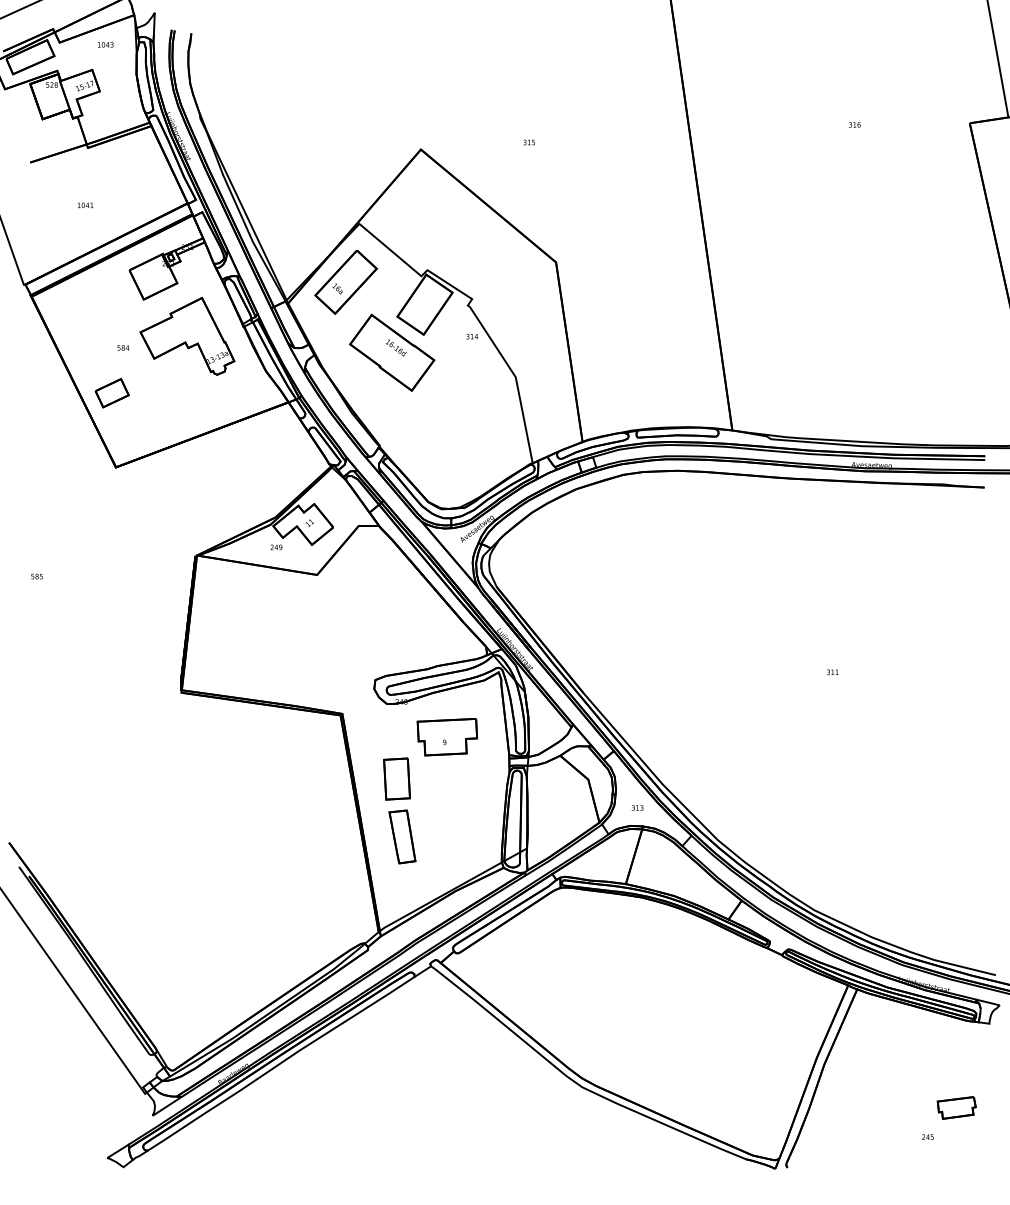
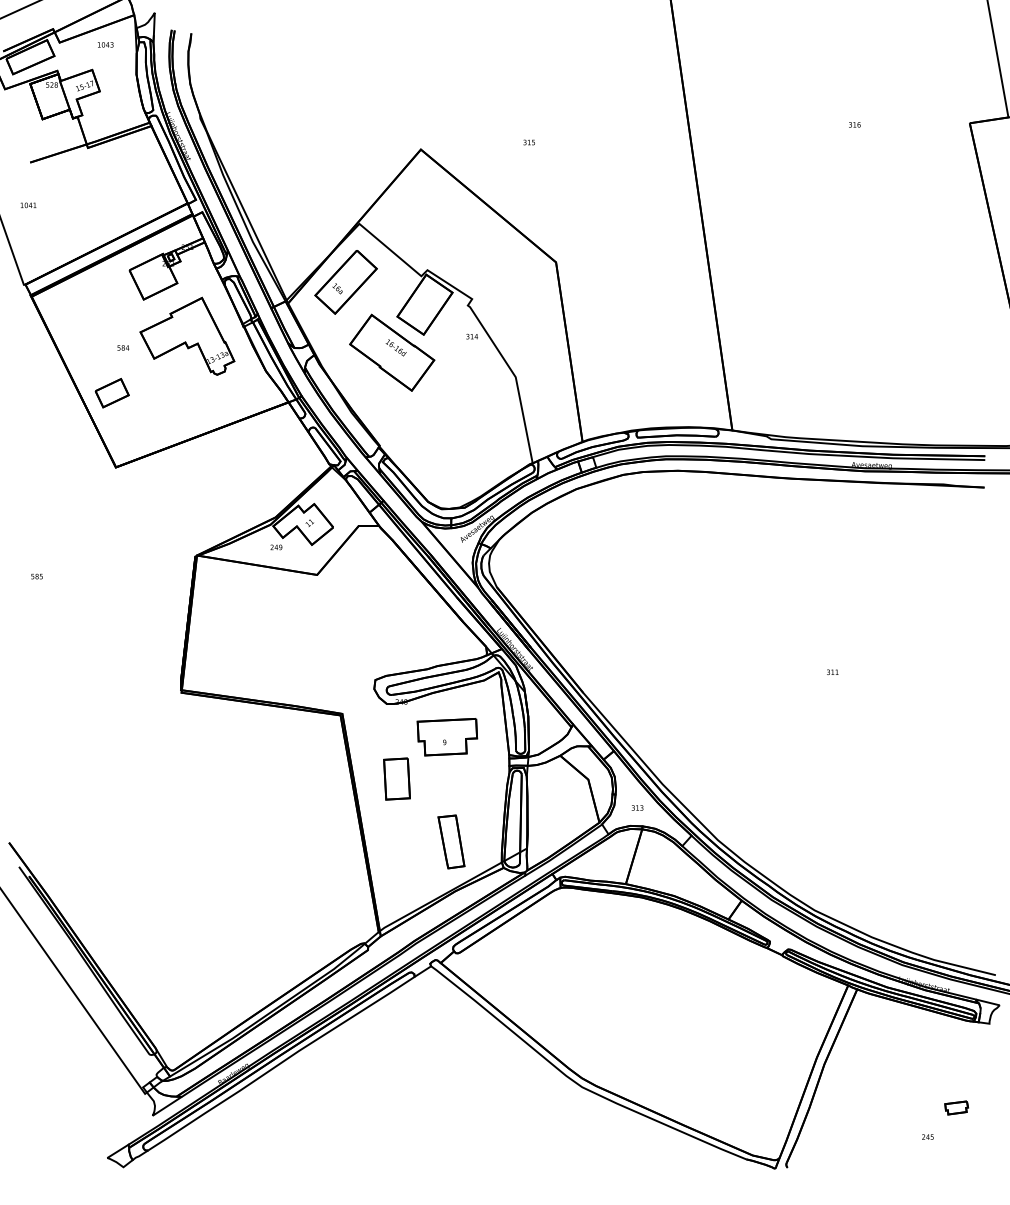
text position: (85, 205) -> (28, 205) (28, 205)
part position: (402, 836) -> (451, 841) (451, 841)
part size: 41x24 px -> 25x16 px (956, 1107)
